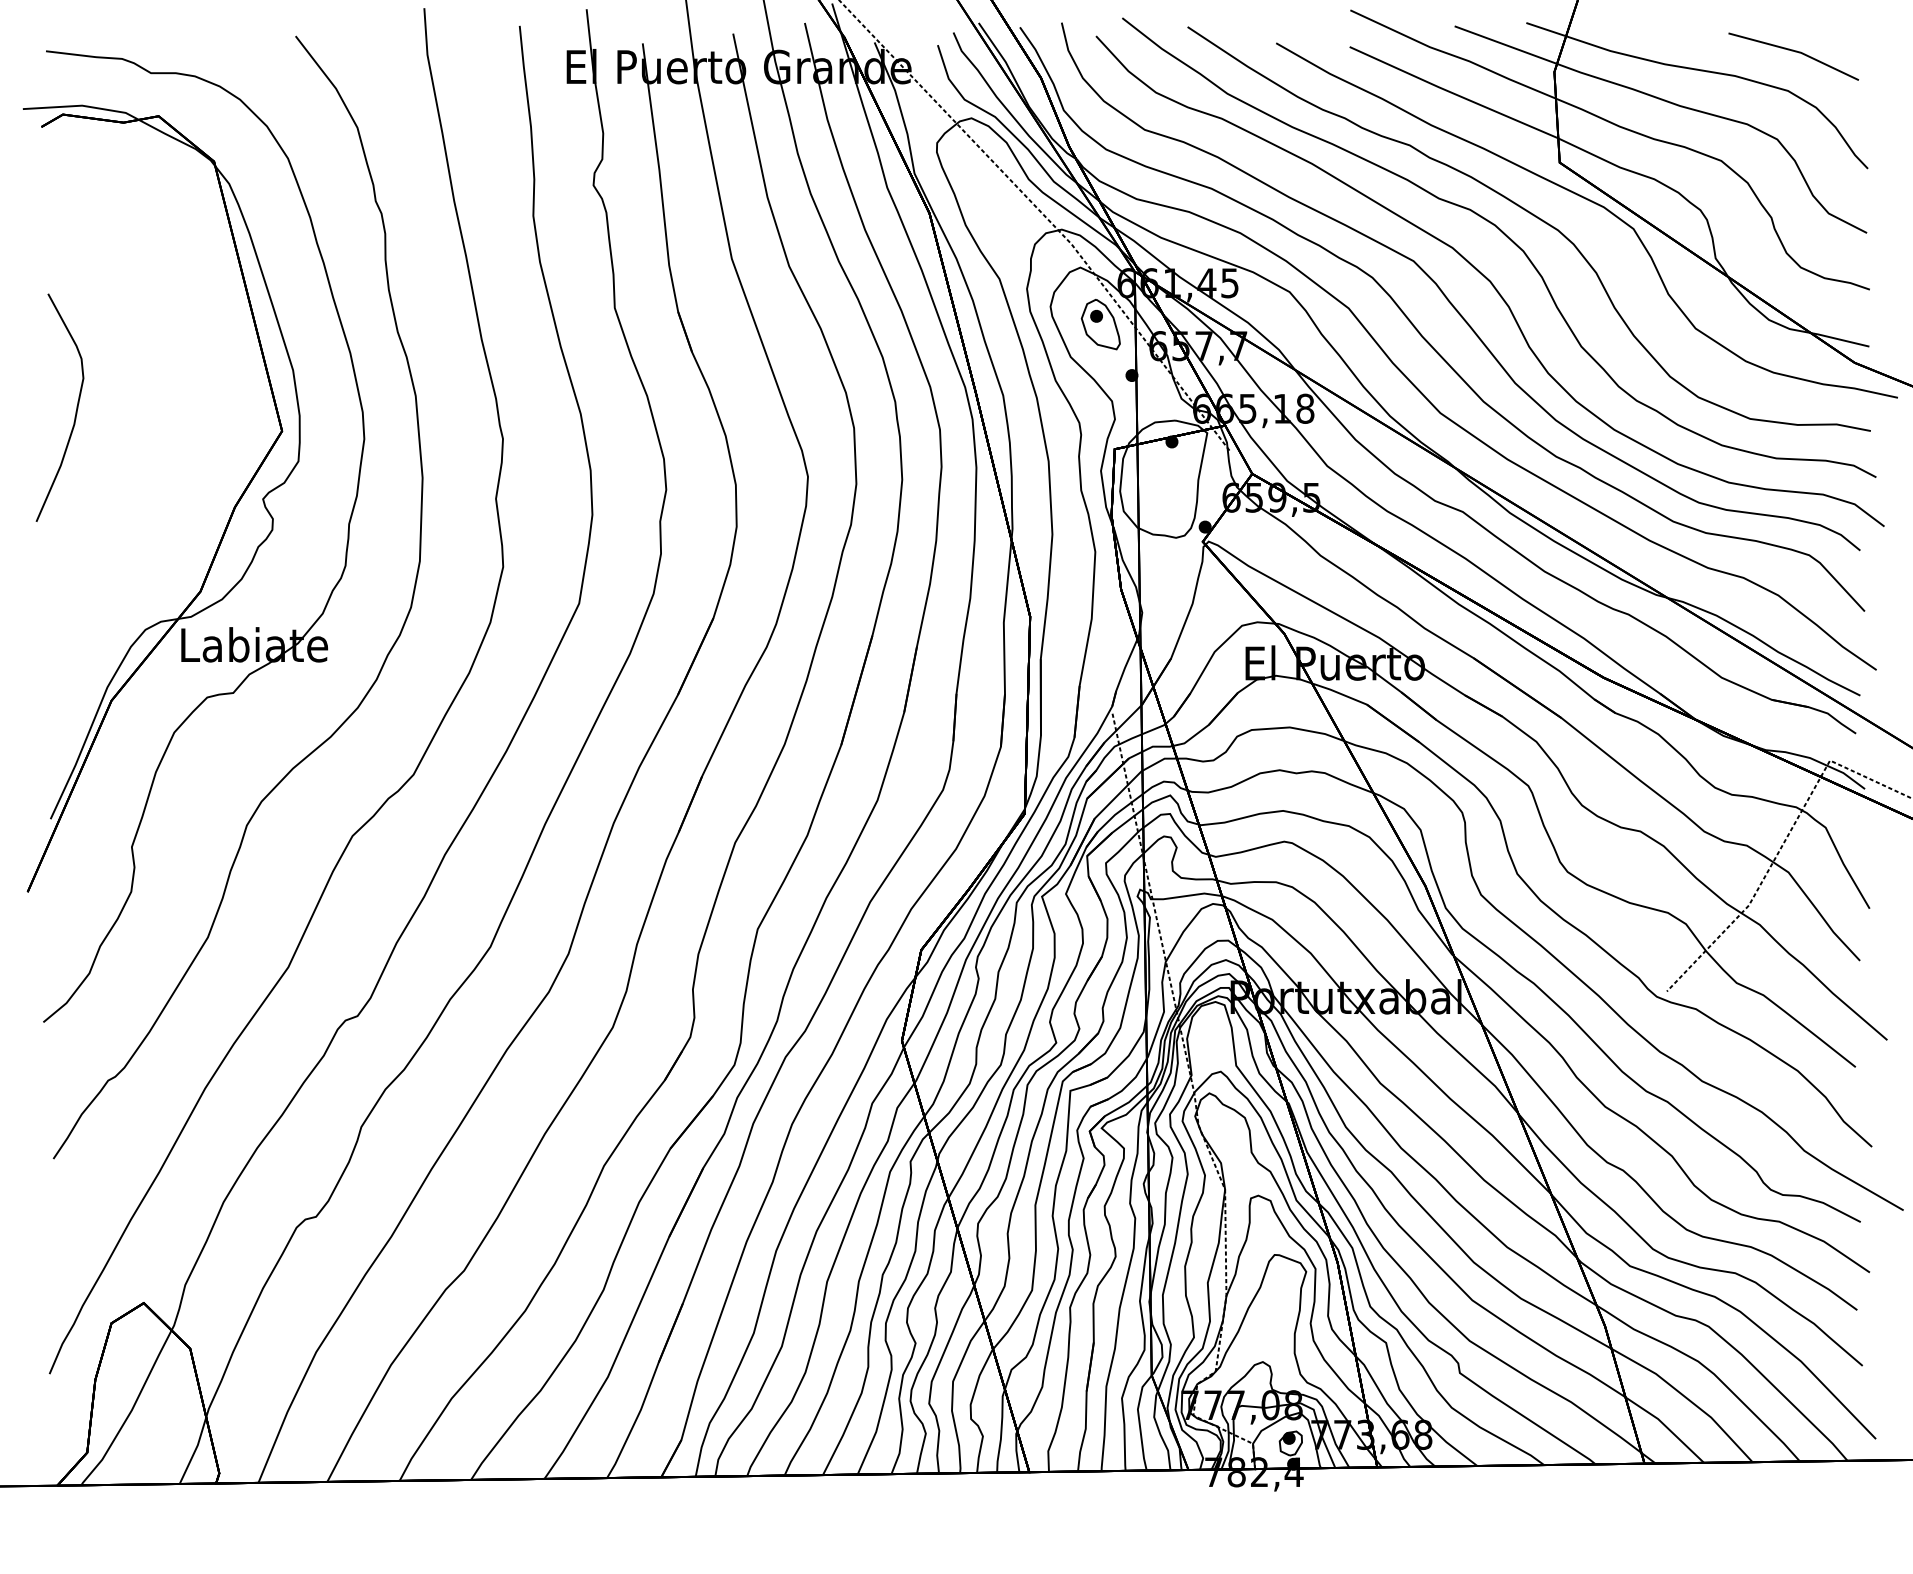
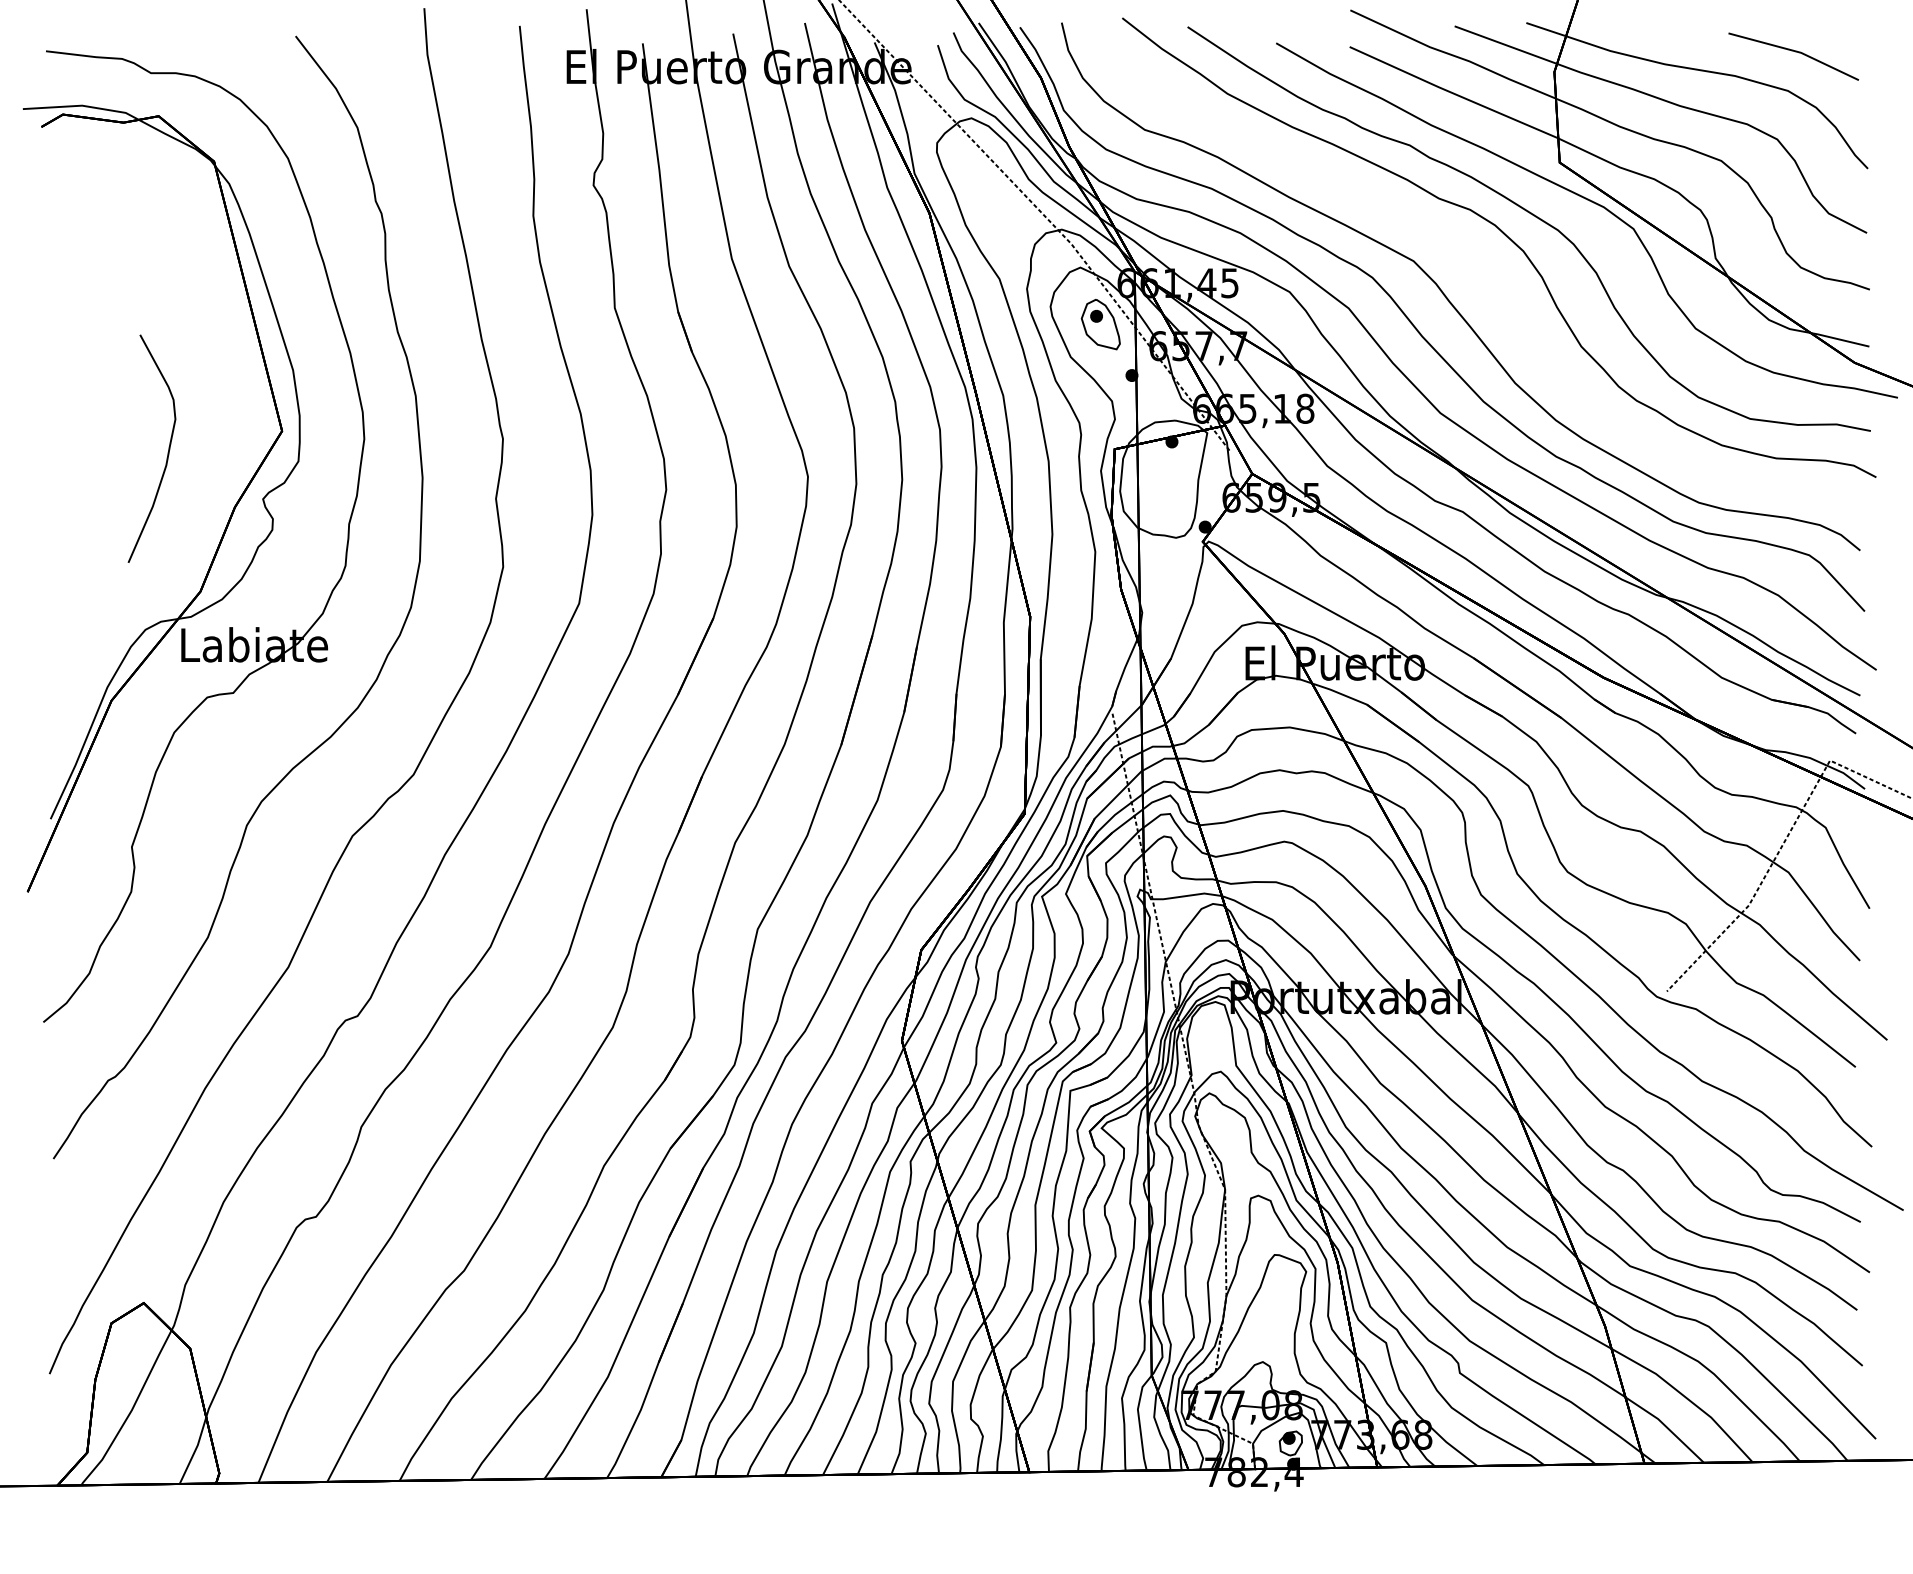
curve: present -> none (1489, 281)
curve position: (75, 411) -> (167, 452) (167, 452)
